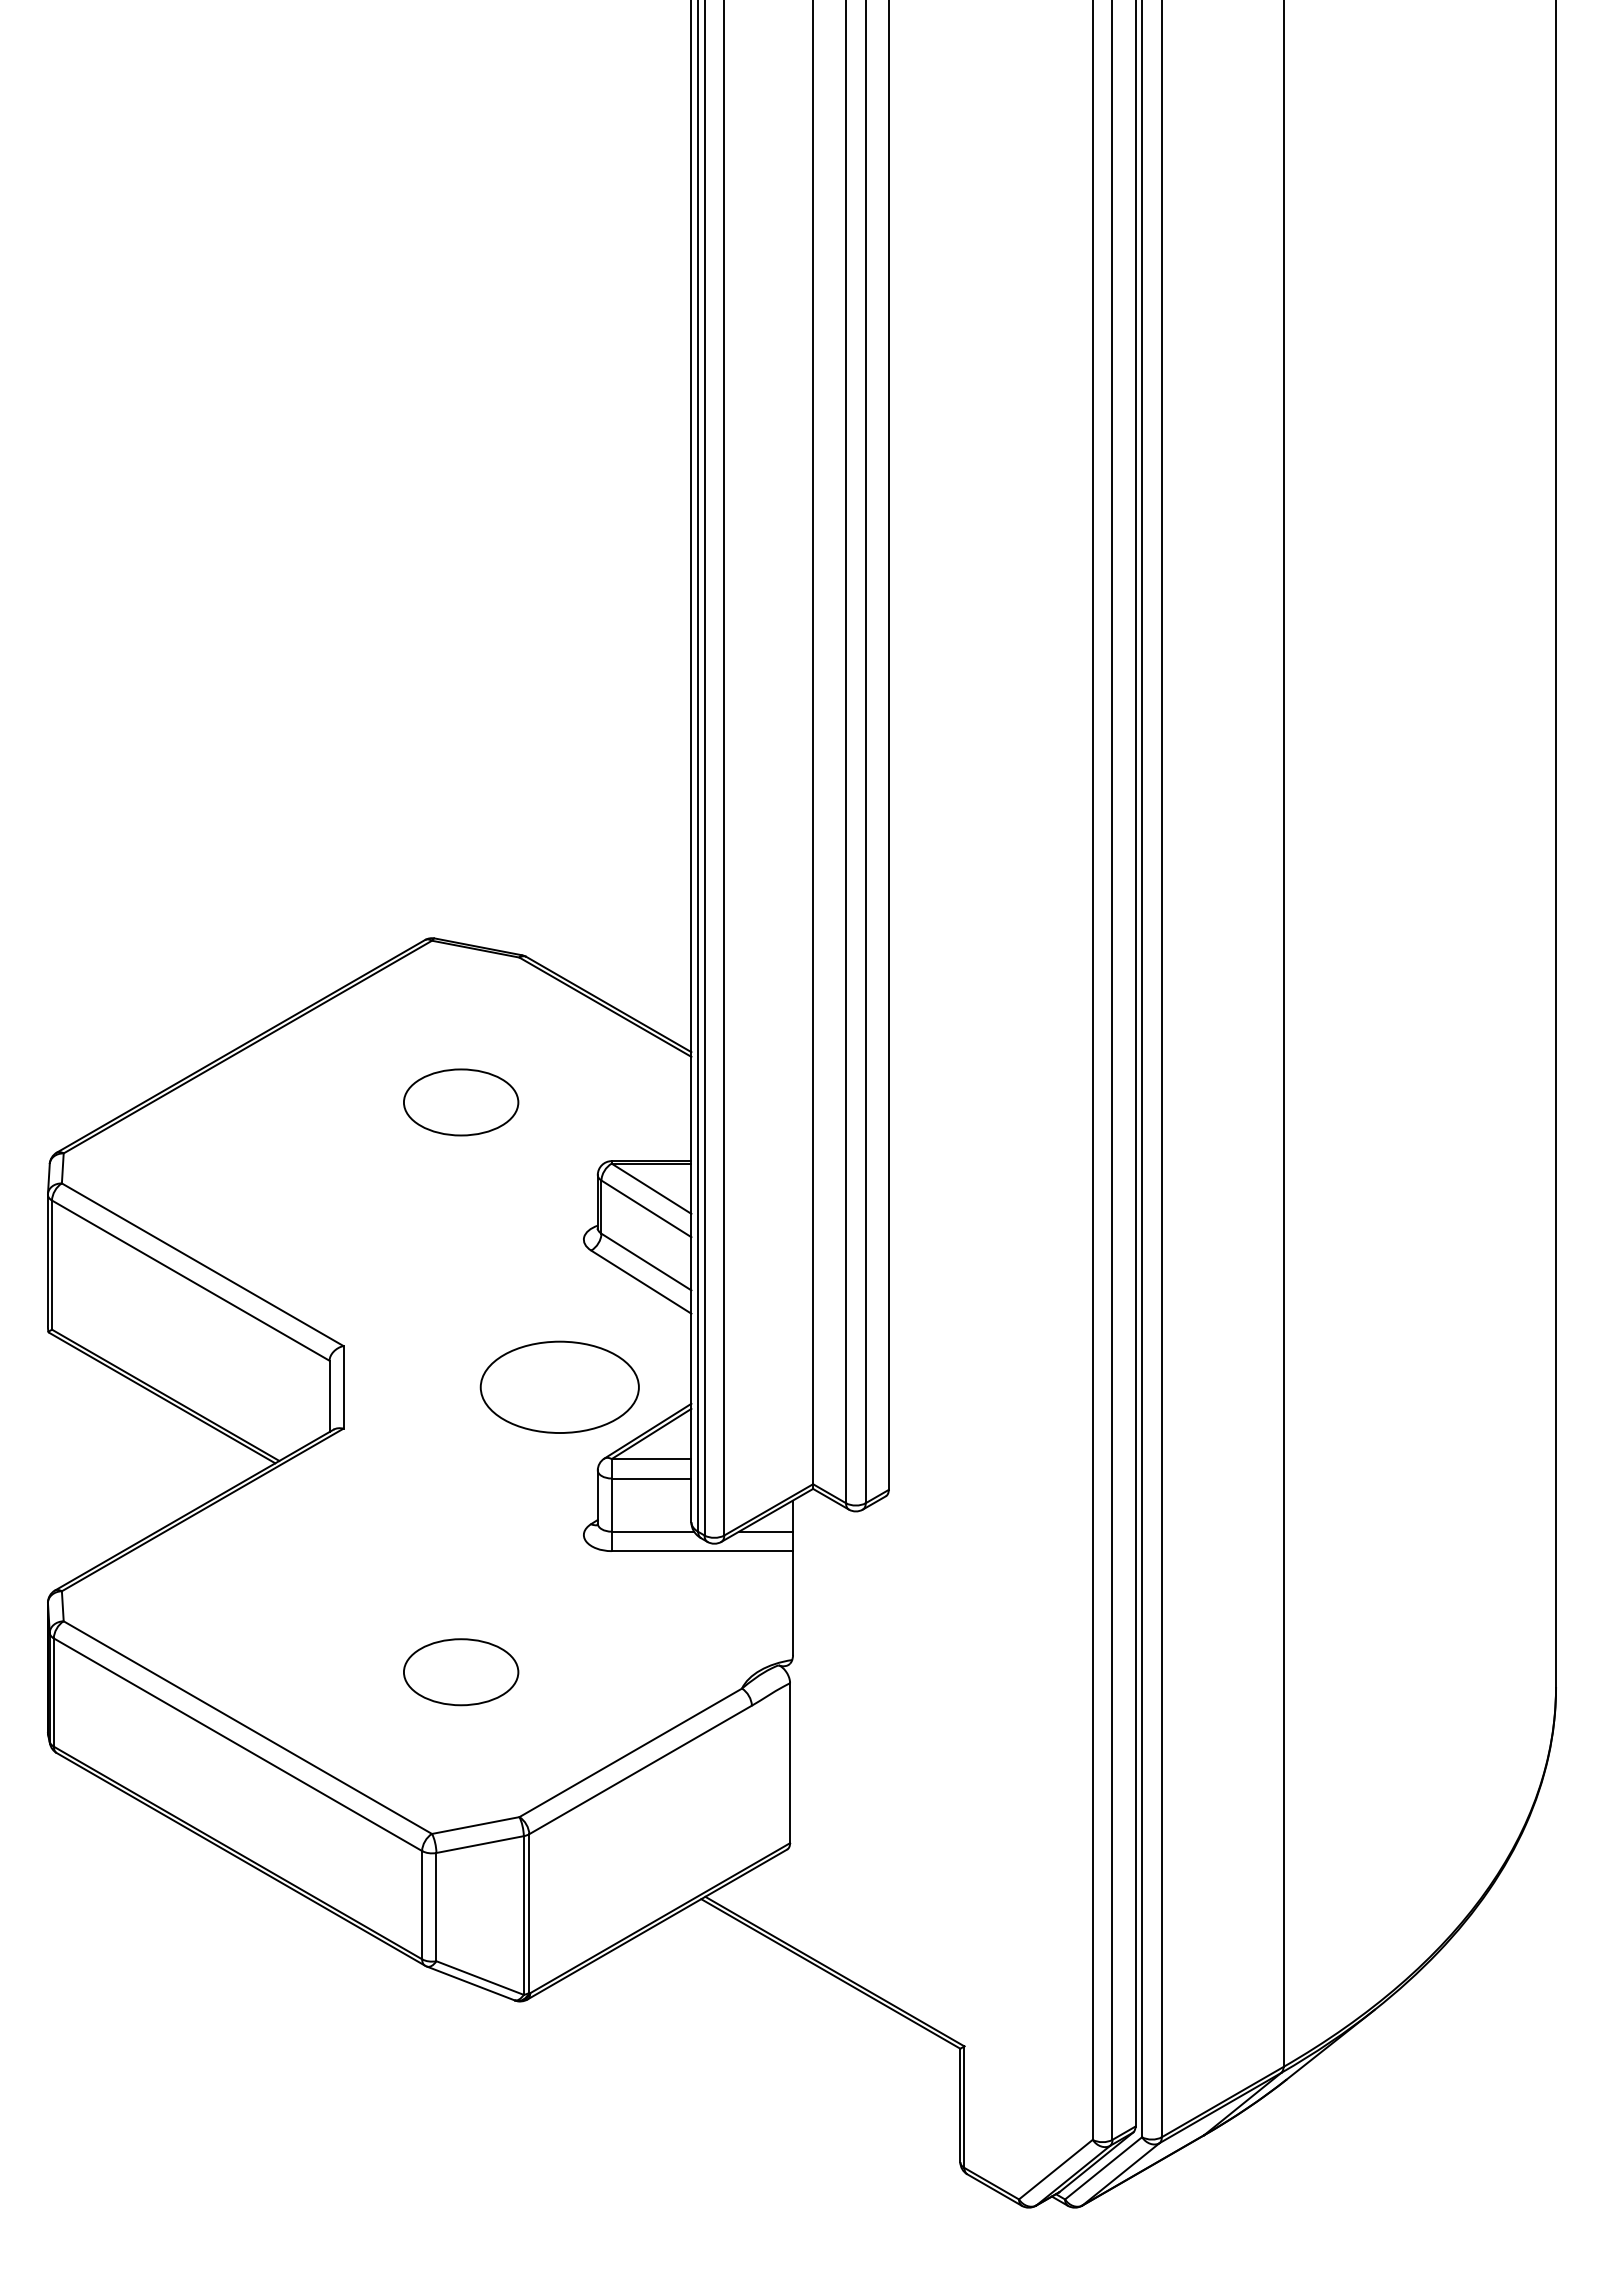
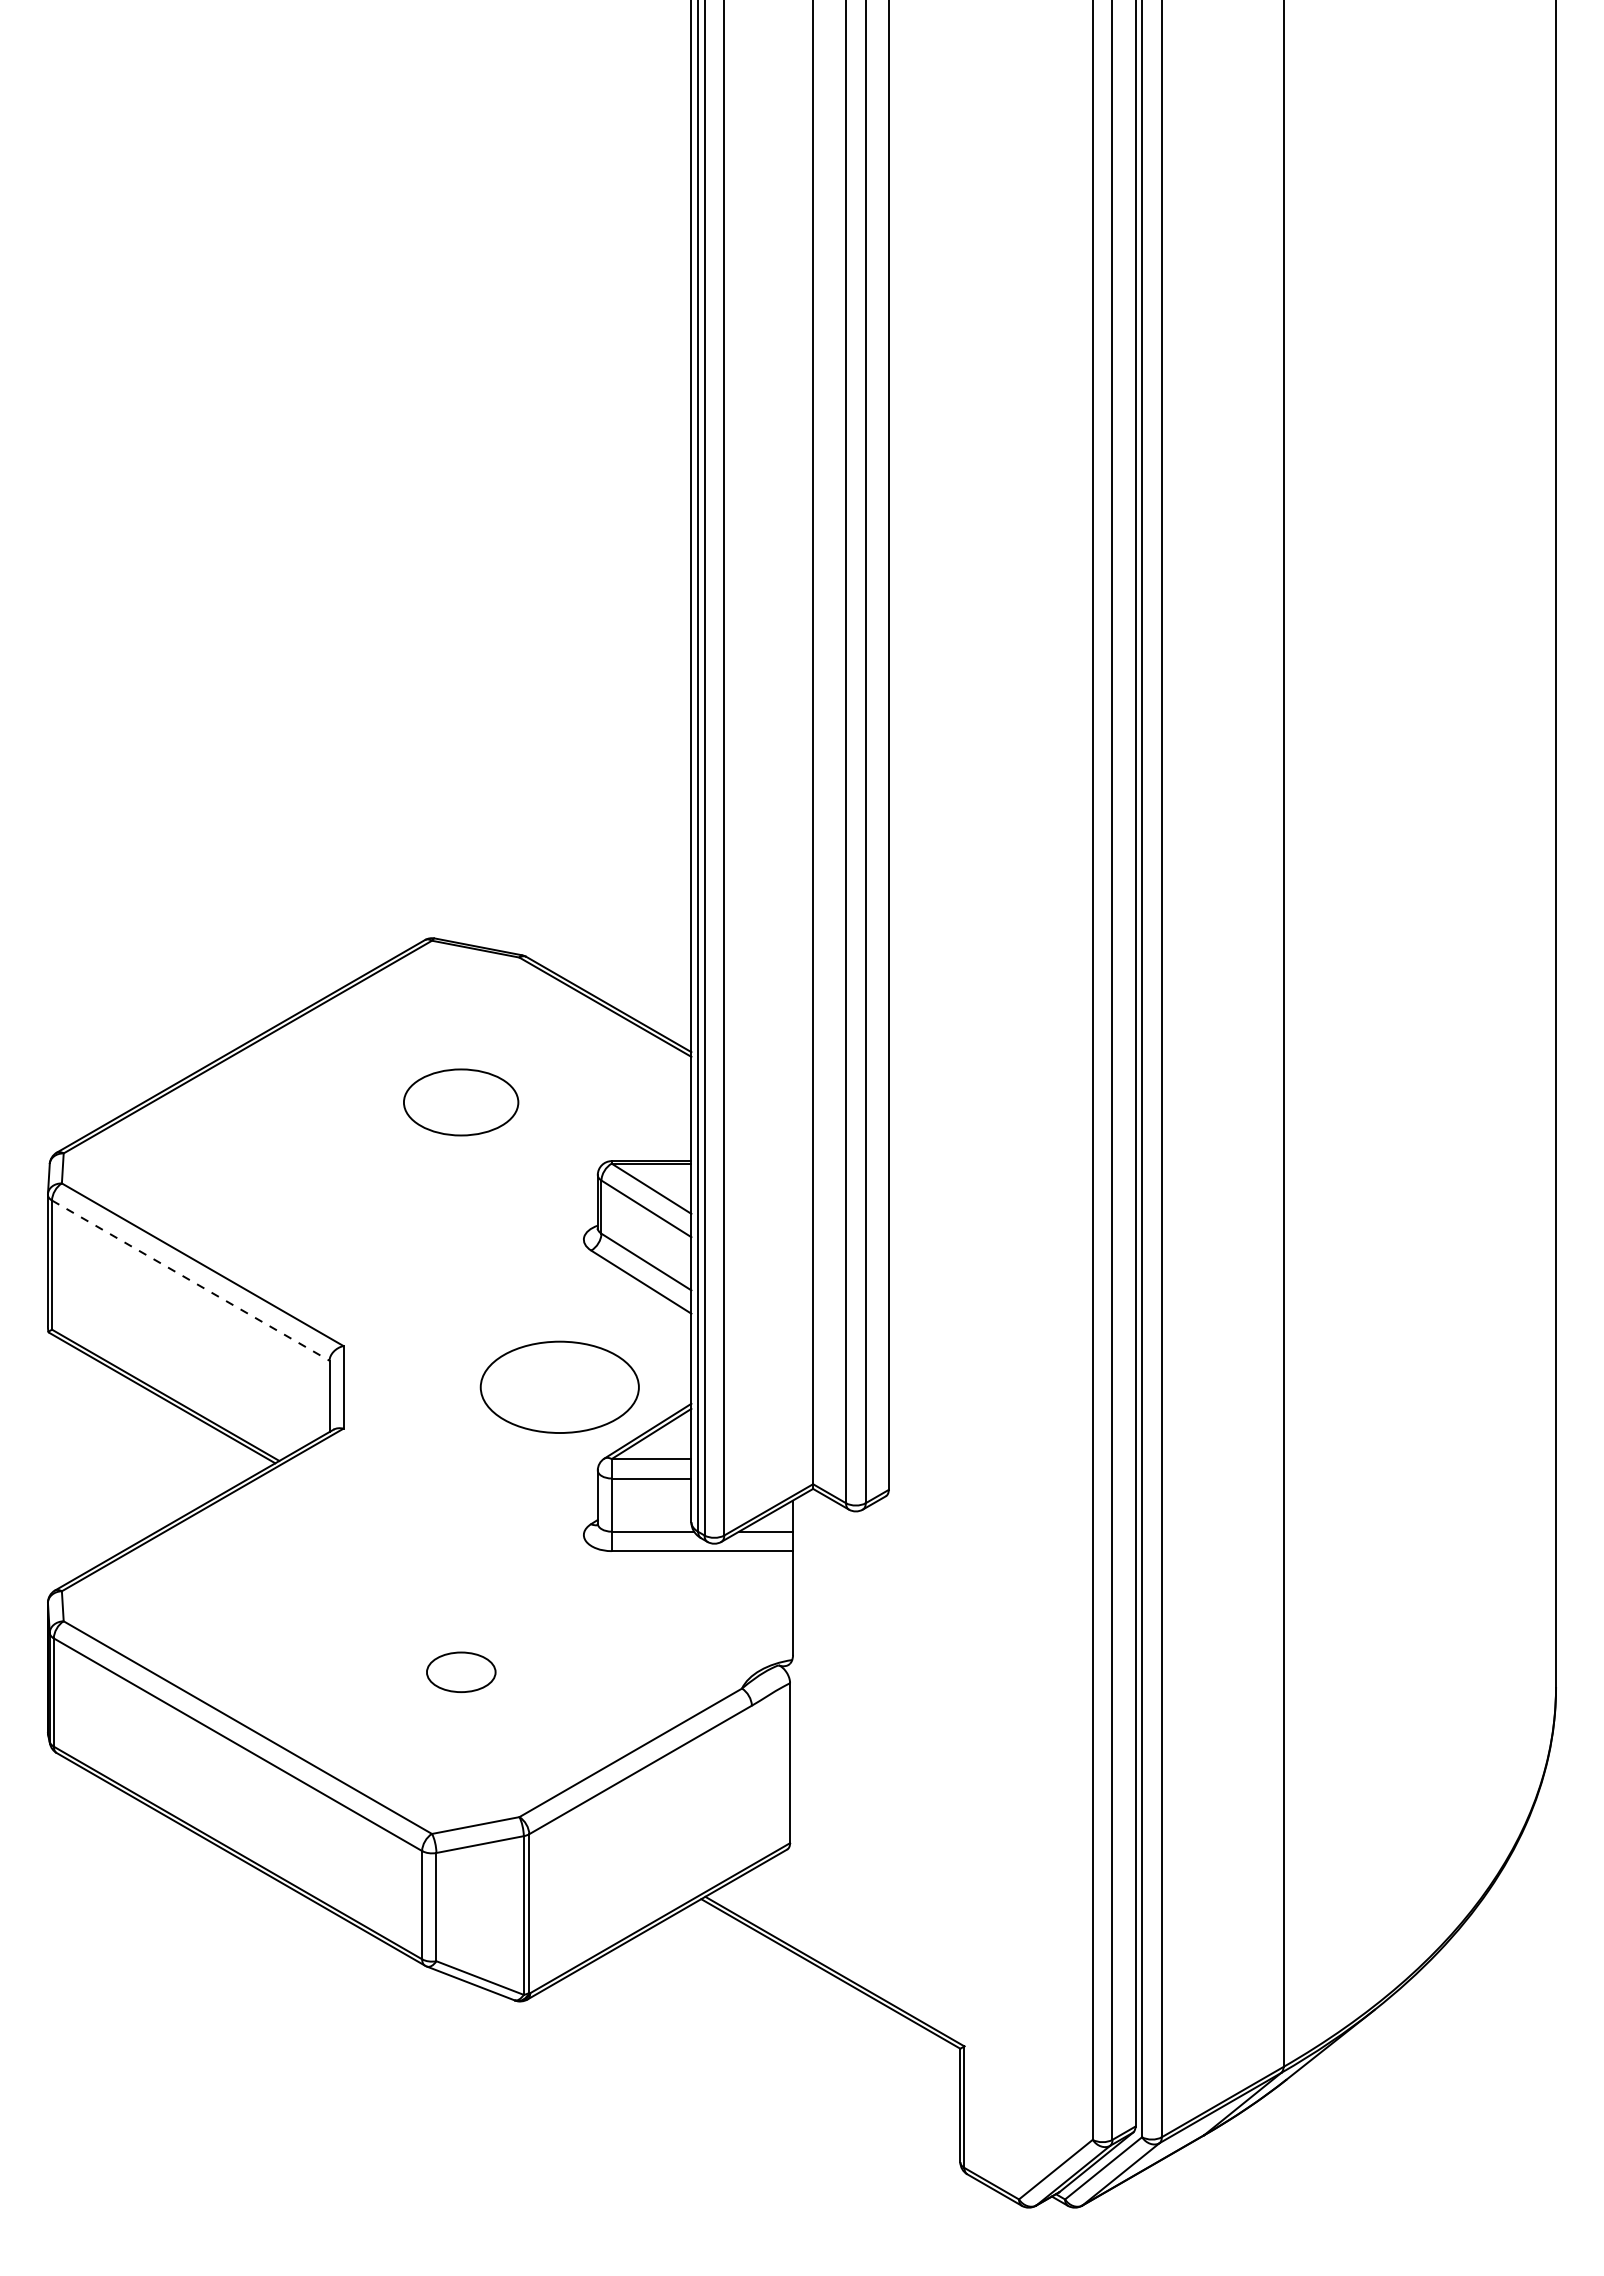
line: solid -> dashed (191, 1280)
part size: 117x69 px -> 71x42 px (461, 1671)
